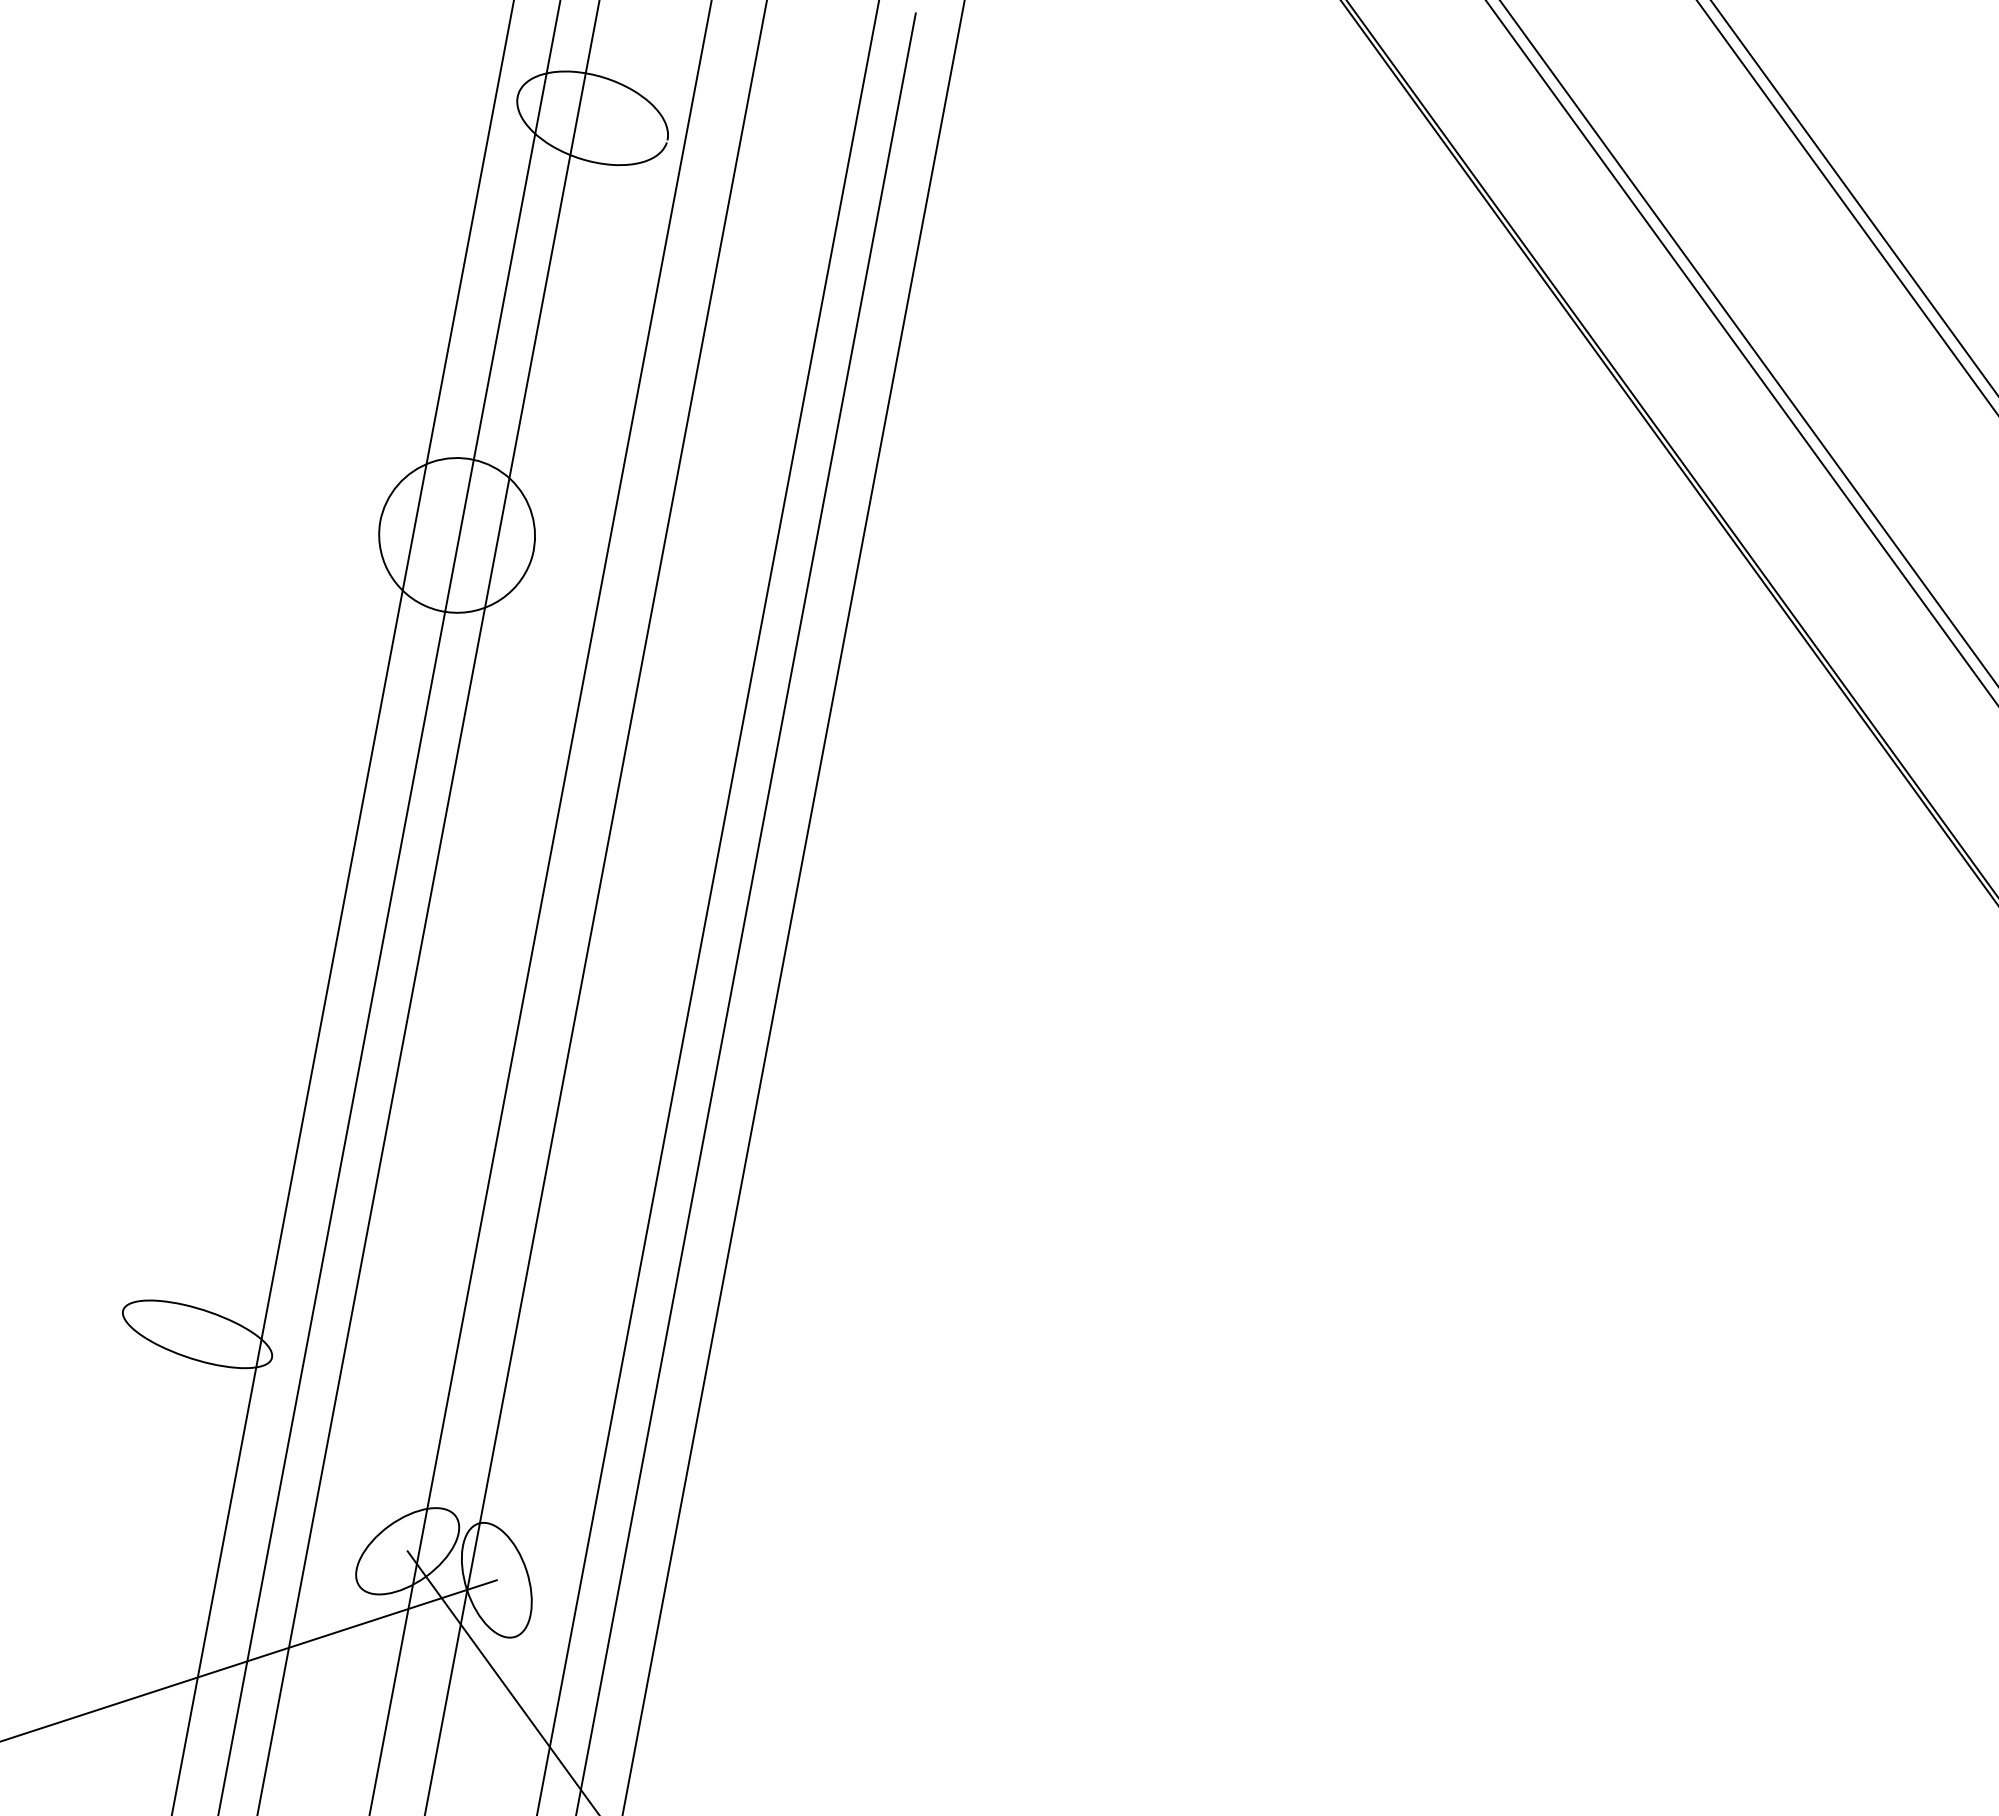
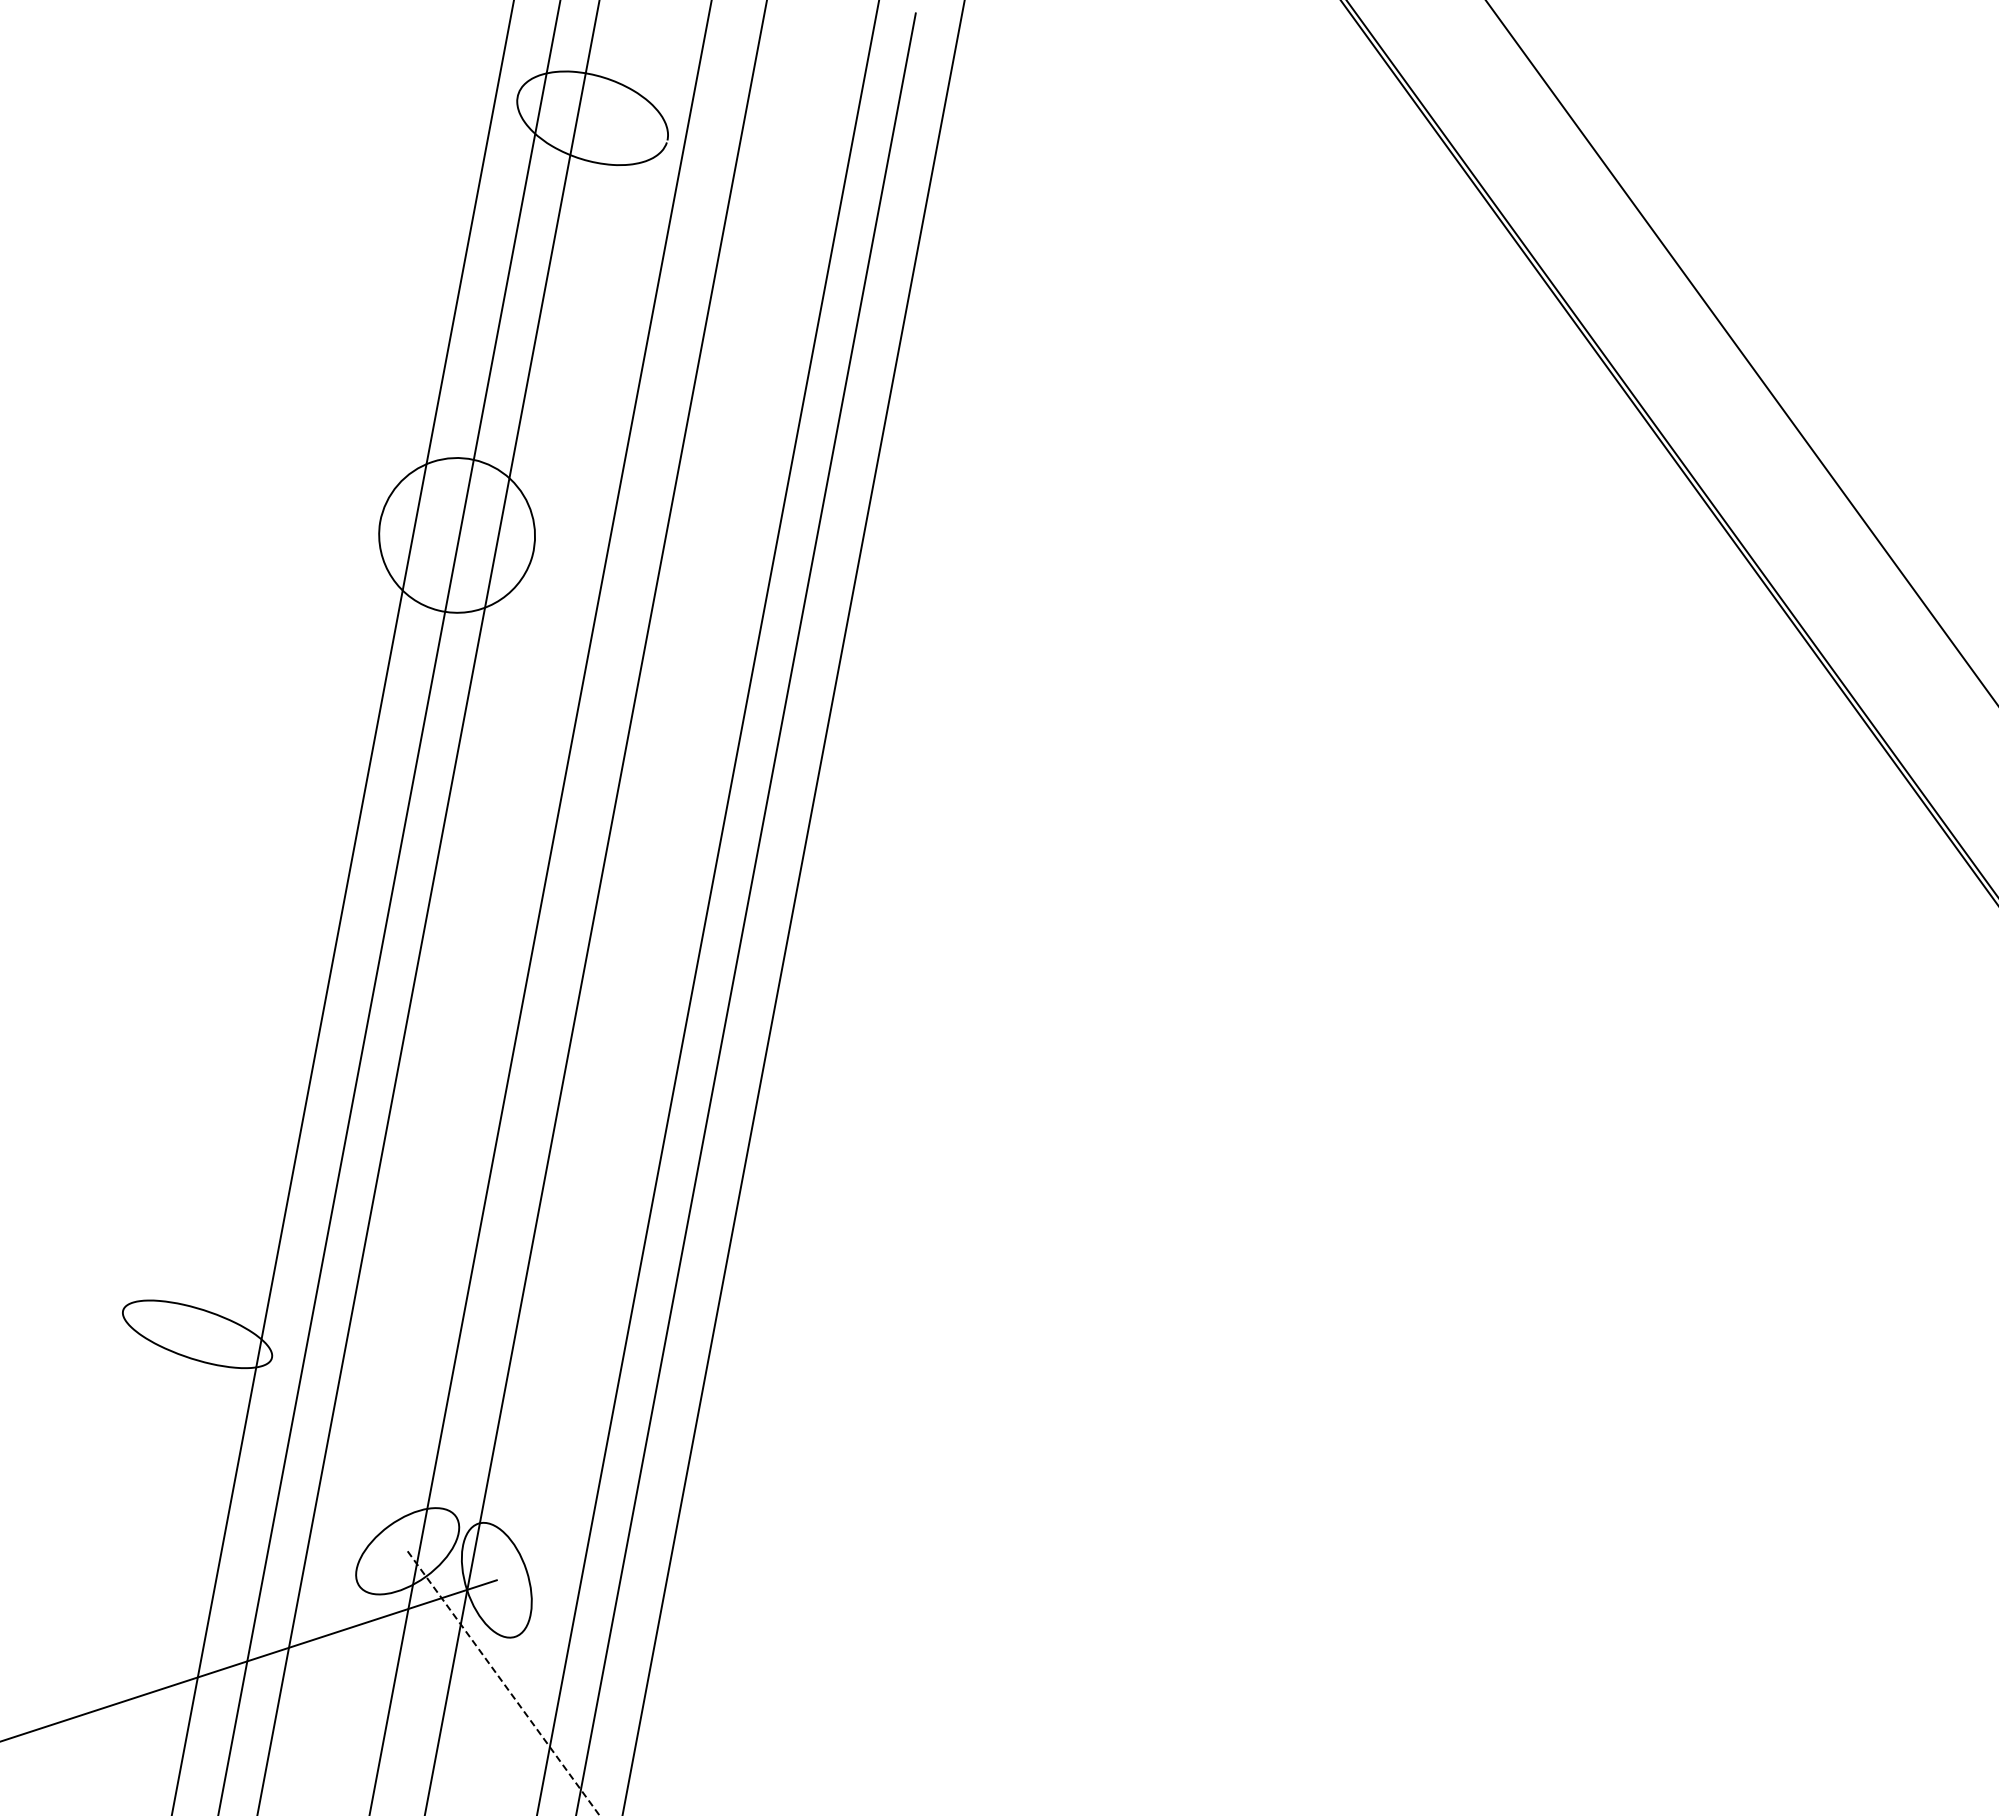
line: present -> none (1853, 197)
line: present -> none (1846, 207)
line: present -> none (1748, 342)
line: solid -> dashed (504, 1683)
